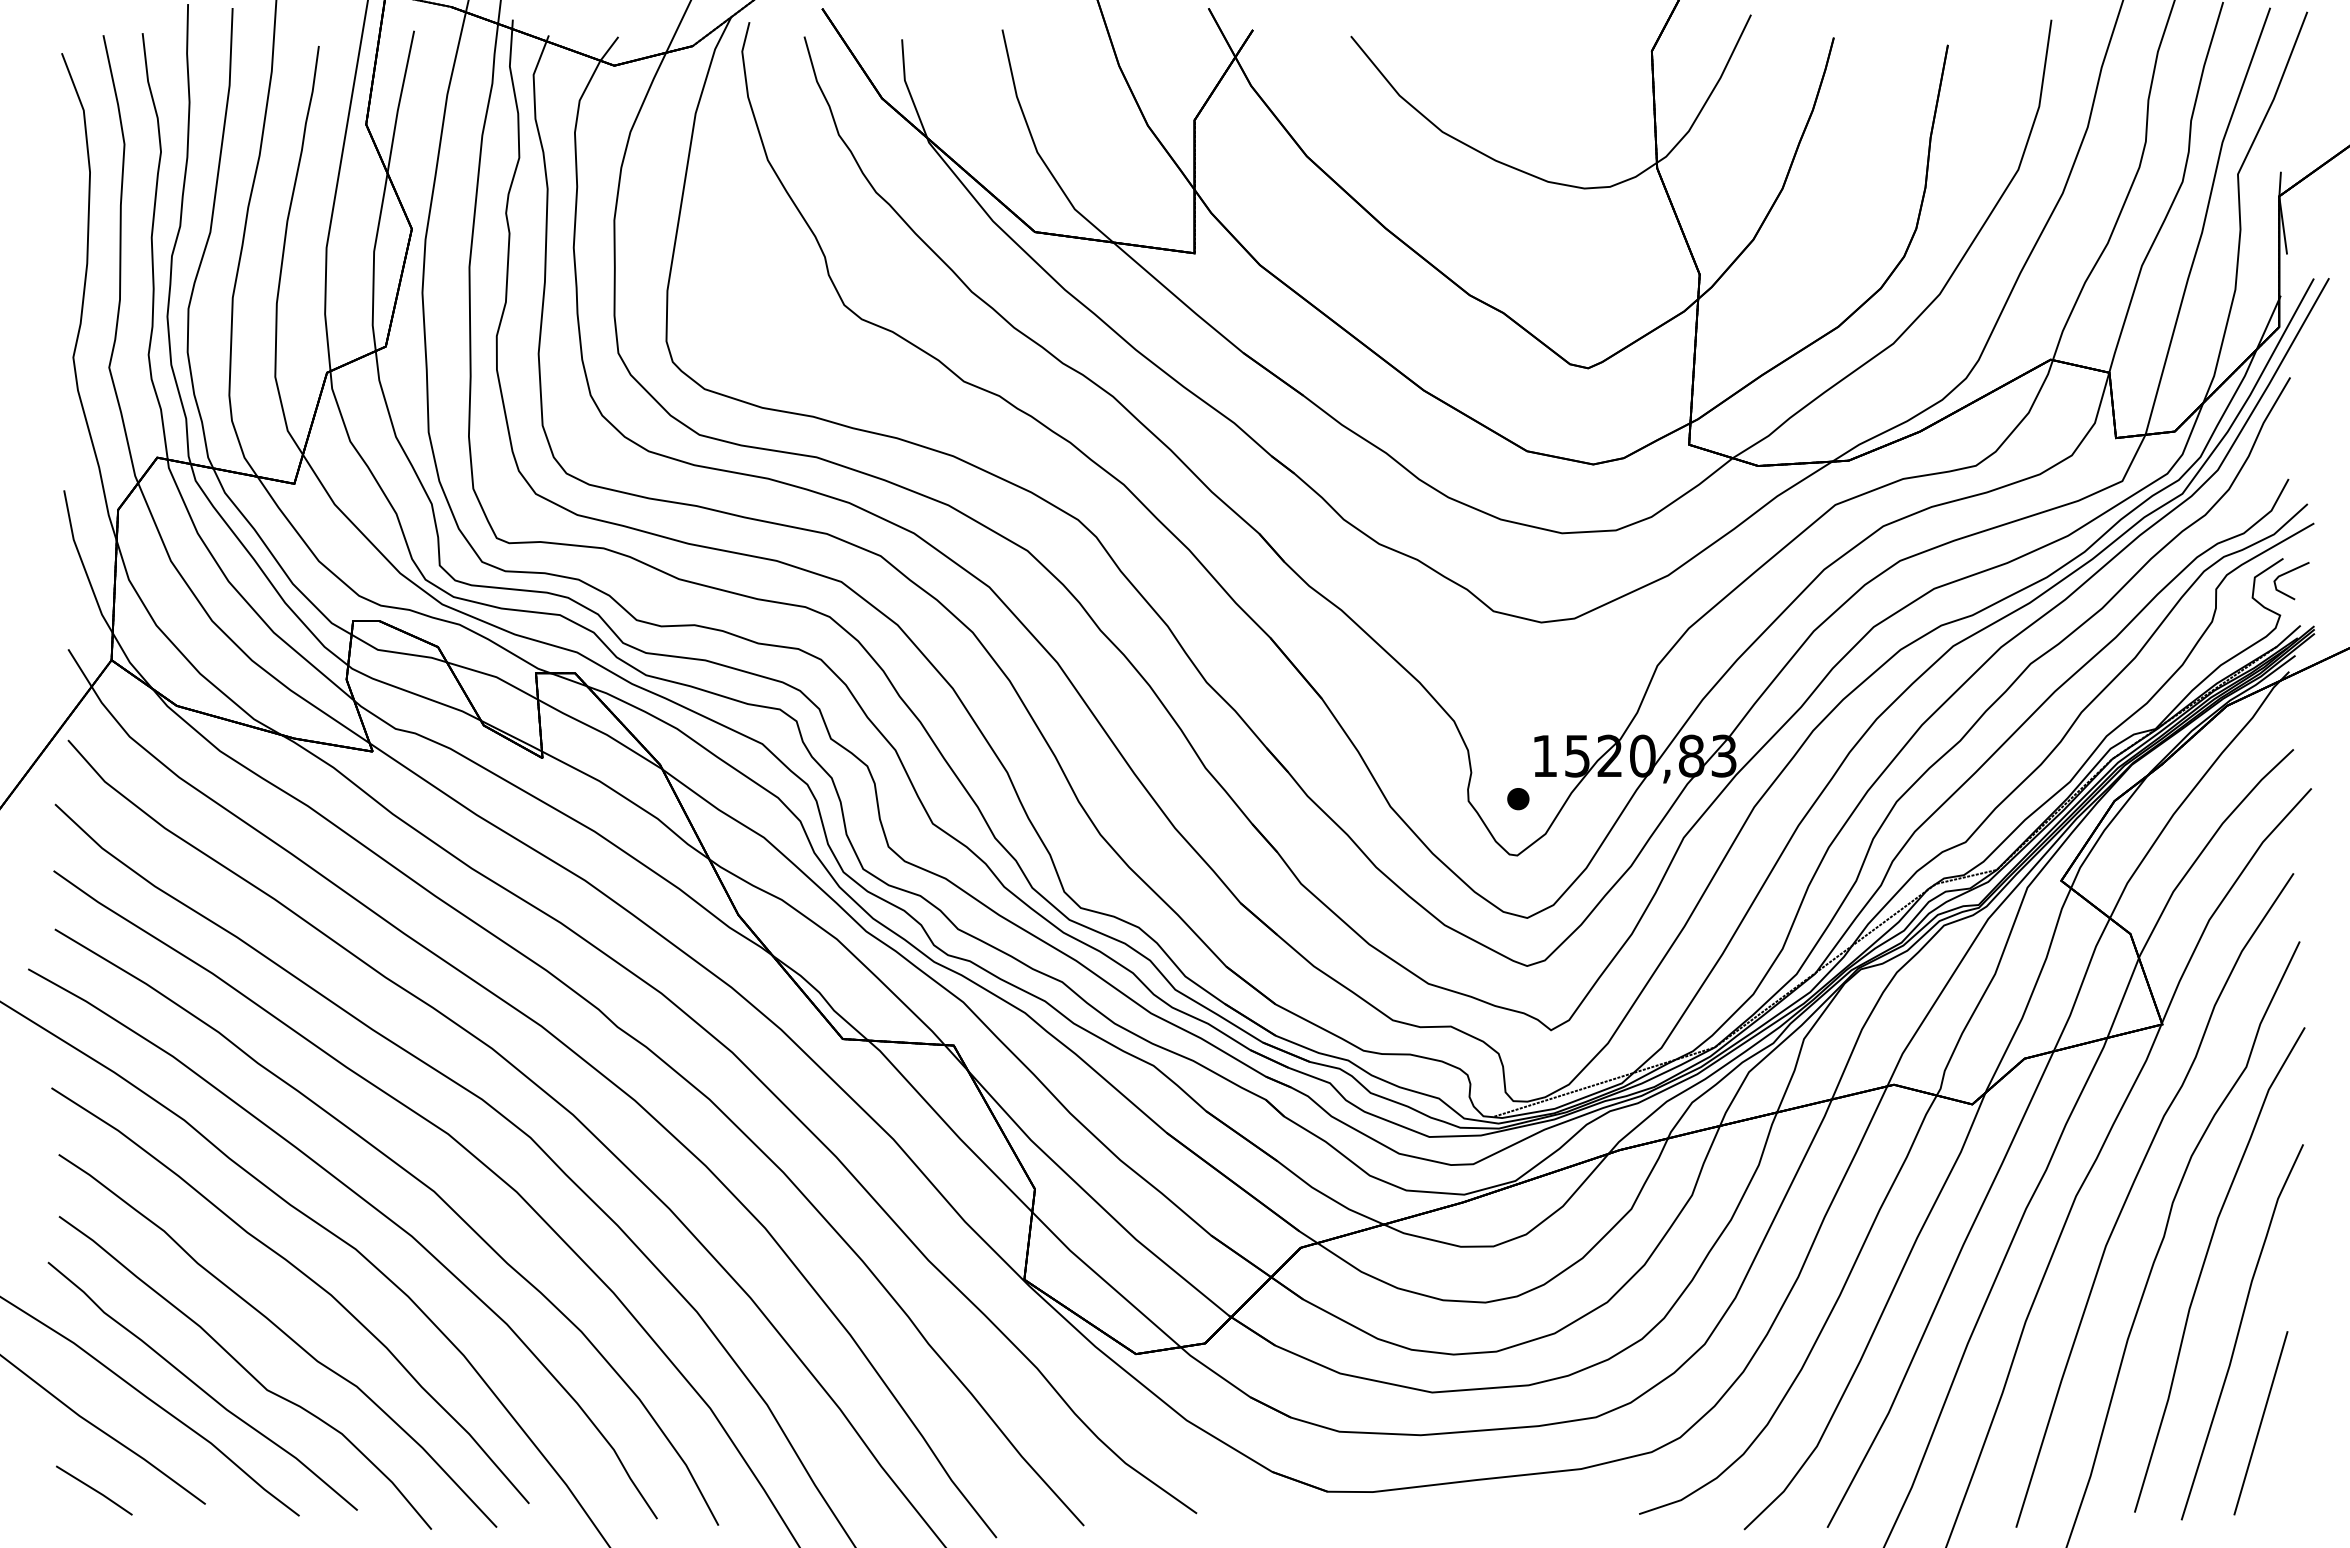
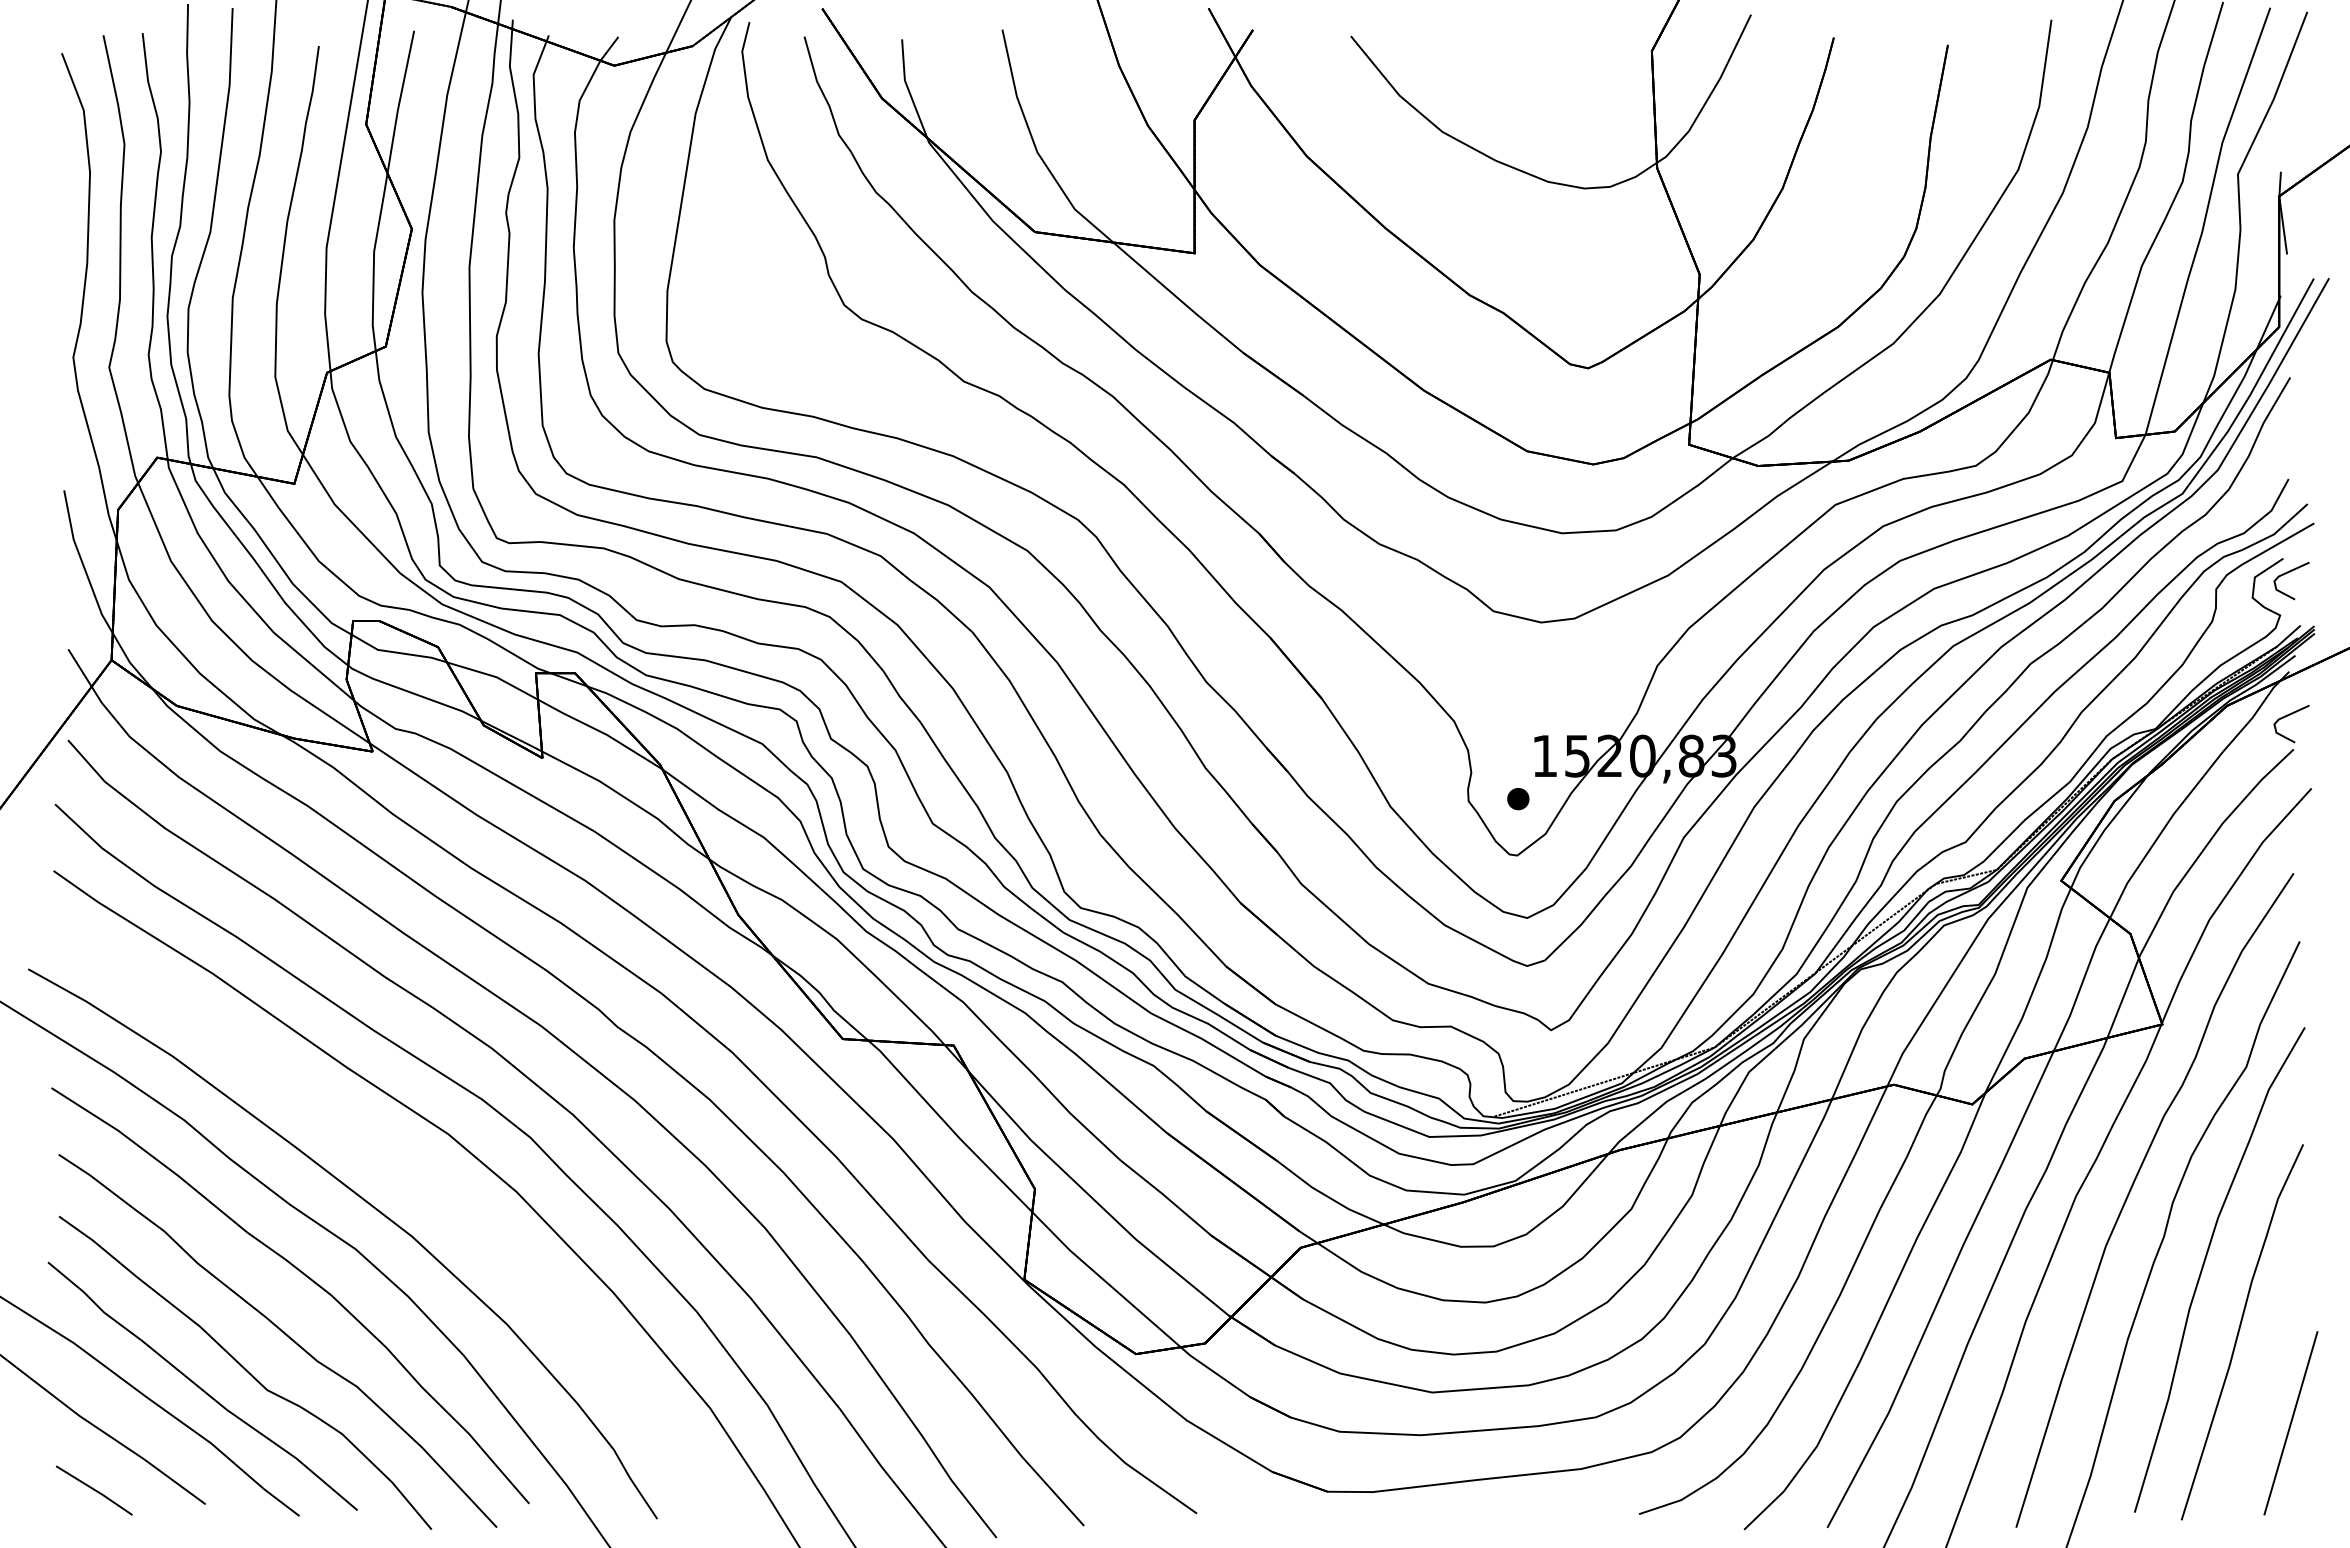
line: none -> present (2288, 716)
part: present -> none (418, 1181)
line position: (2260, 1423) -> (2290, 1423) (2290, 1423)
